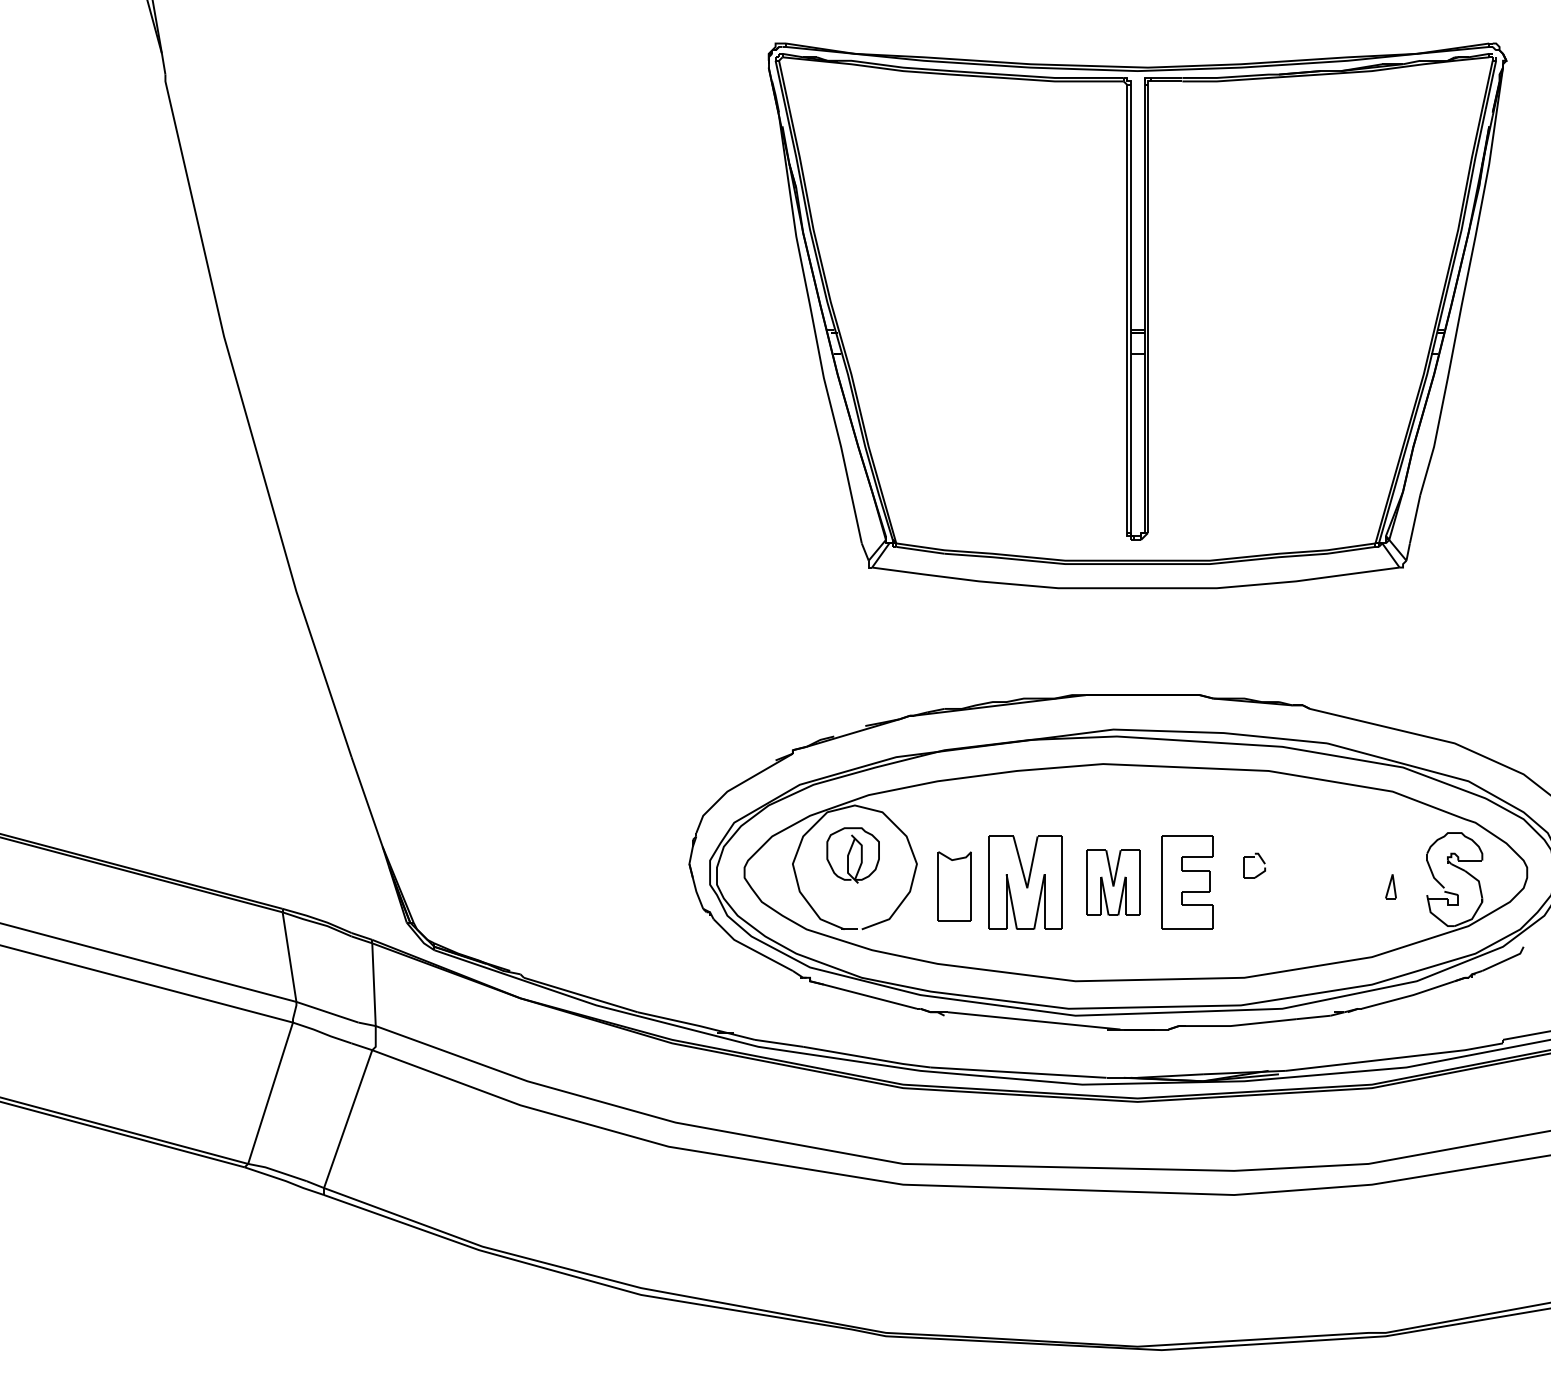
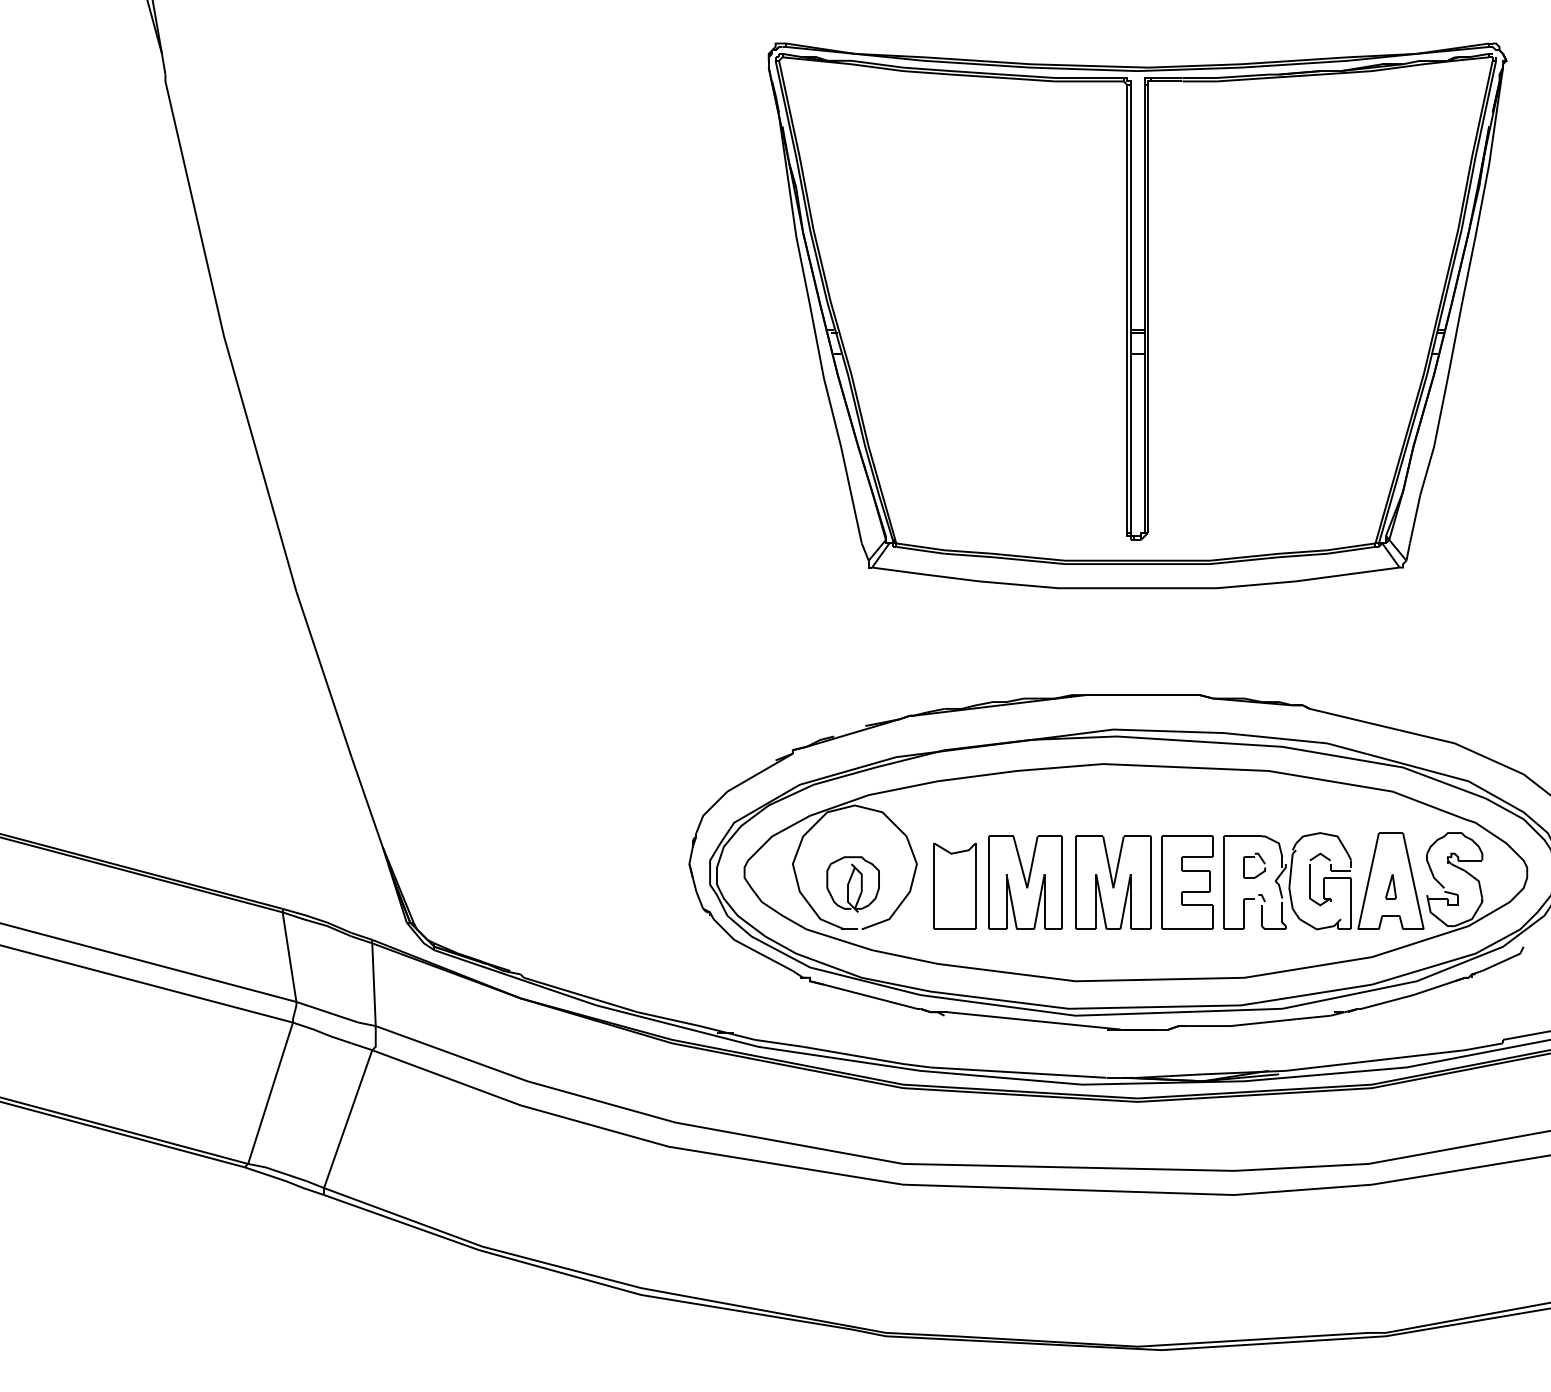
part position: (852, 855) -> (852, 884) (852, 884)
part: none -> present (1323, 881)
part size: 55x67 px -> 77x95 px (1113, 882)
part size: 35x71 px -> 44x88 px (954, 885)
